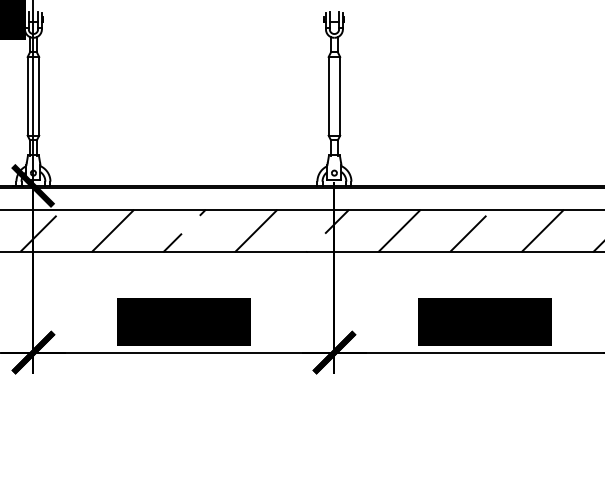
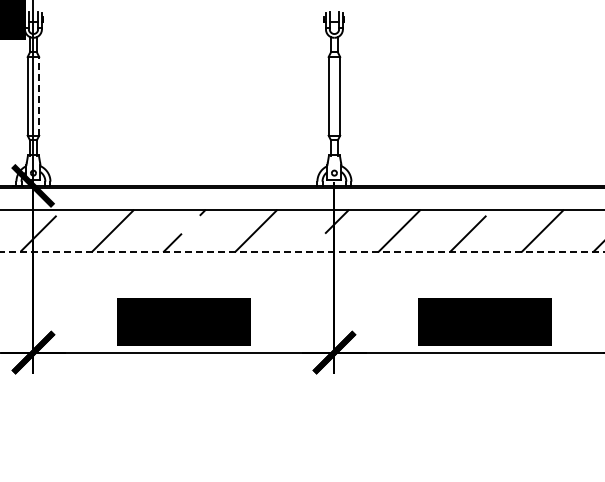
line: solid -> dashed (39, 95)
line: solid -> dashed (302, 252)
